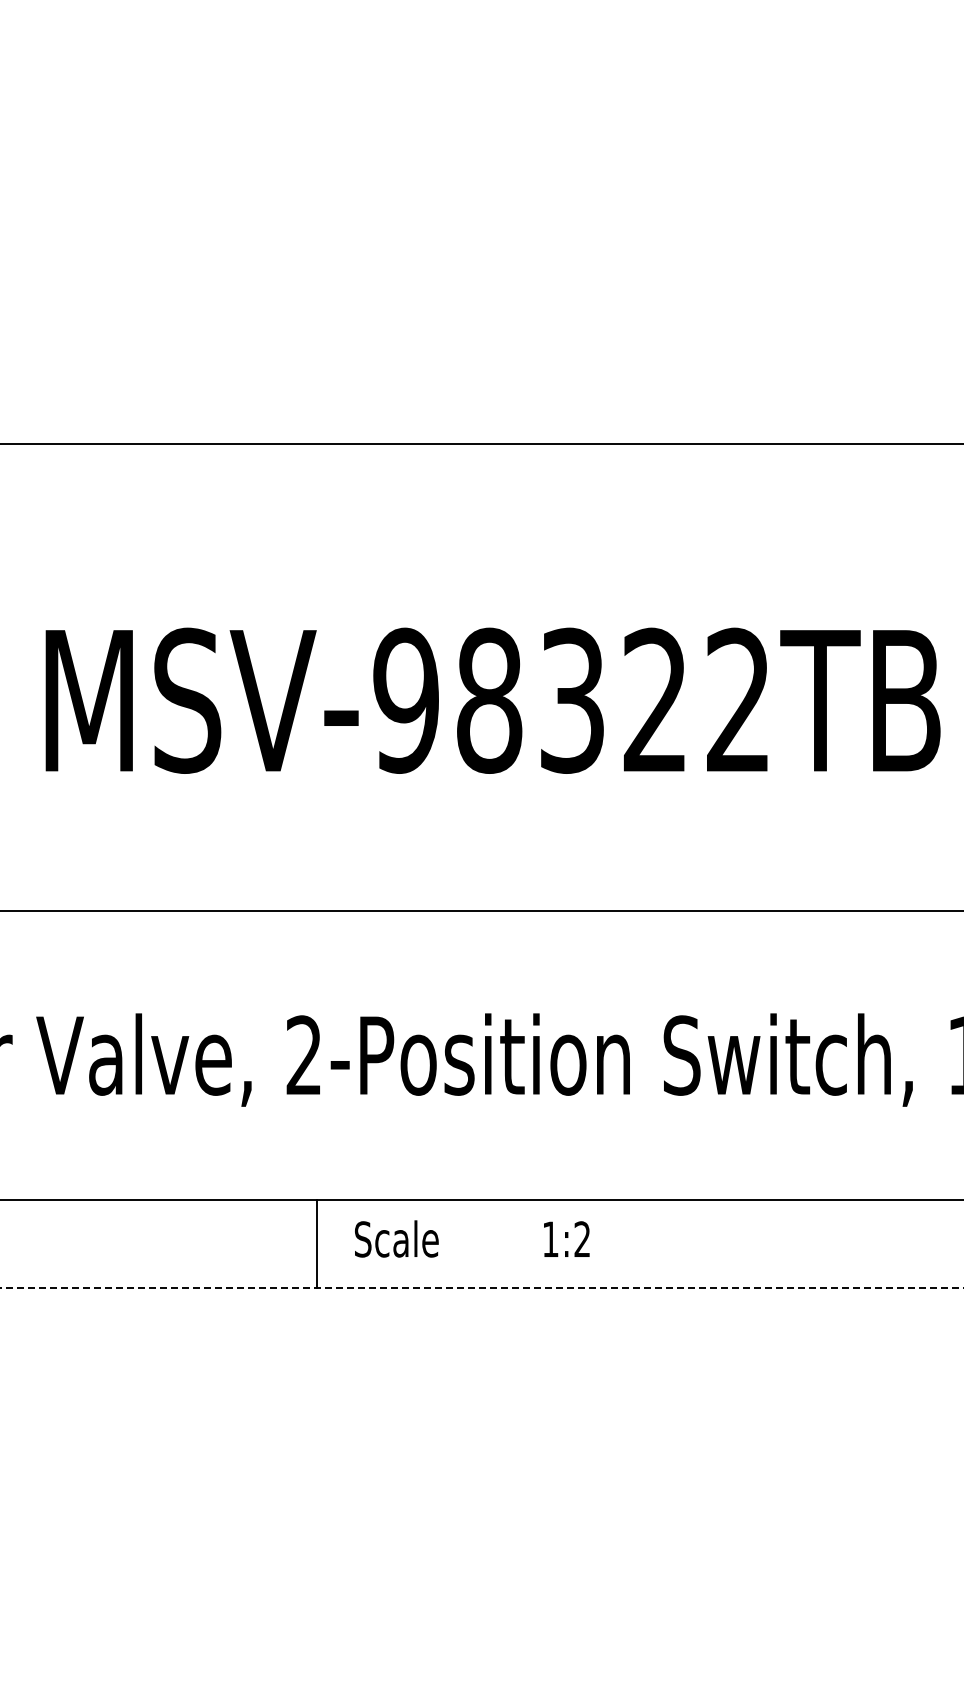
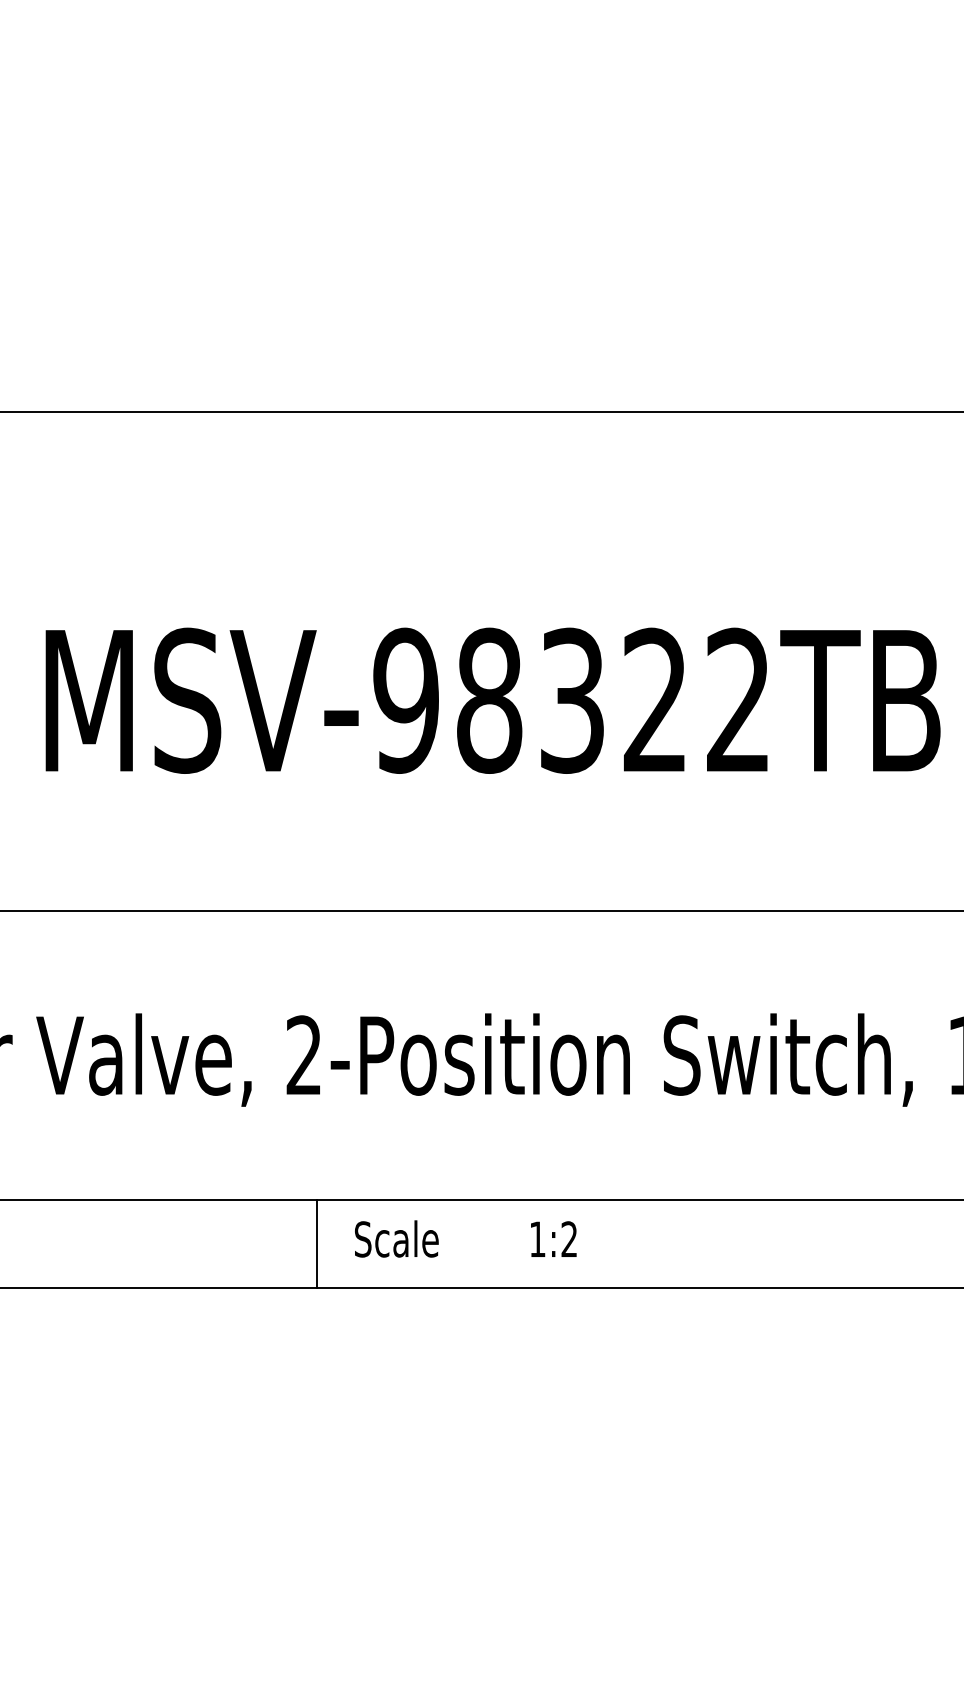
line position: (481, 443) -> (481, 411) (481, 411)
text position: (566, 1238) -> (553, 1238) (553, 1238)
line: dashed -> solid (482, 1288)
